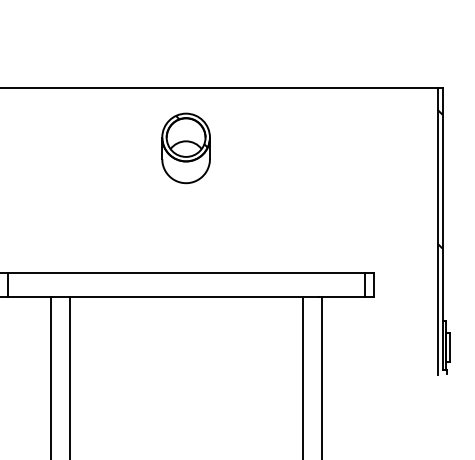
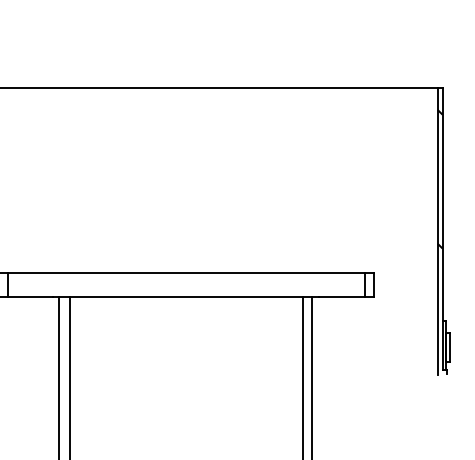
part: present -> none (185, 148)
line position: (50, 376) -> (58, 376) (58, 376)
line position: (321, 376) -> (311, 376) (311, 376)
